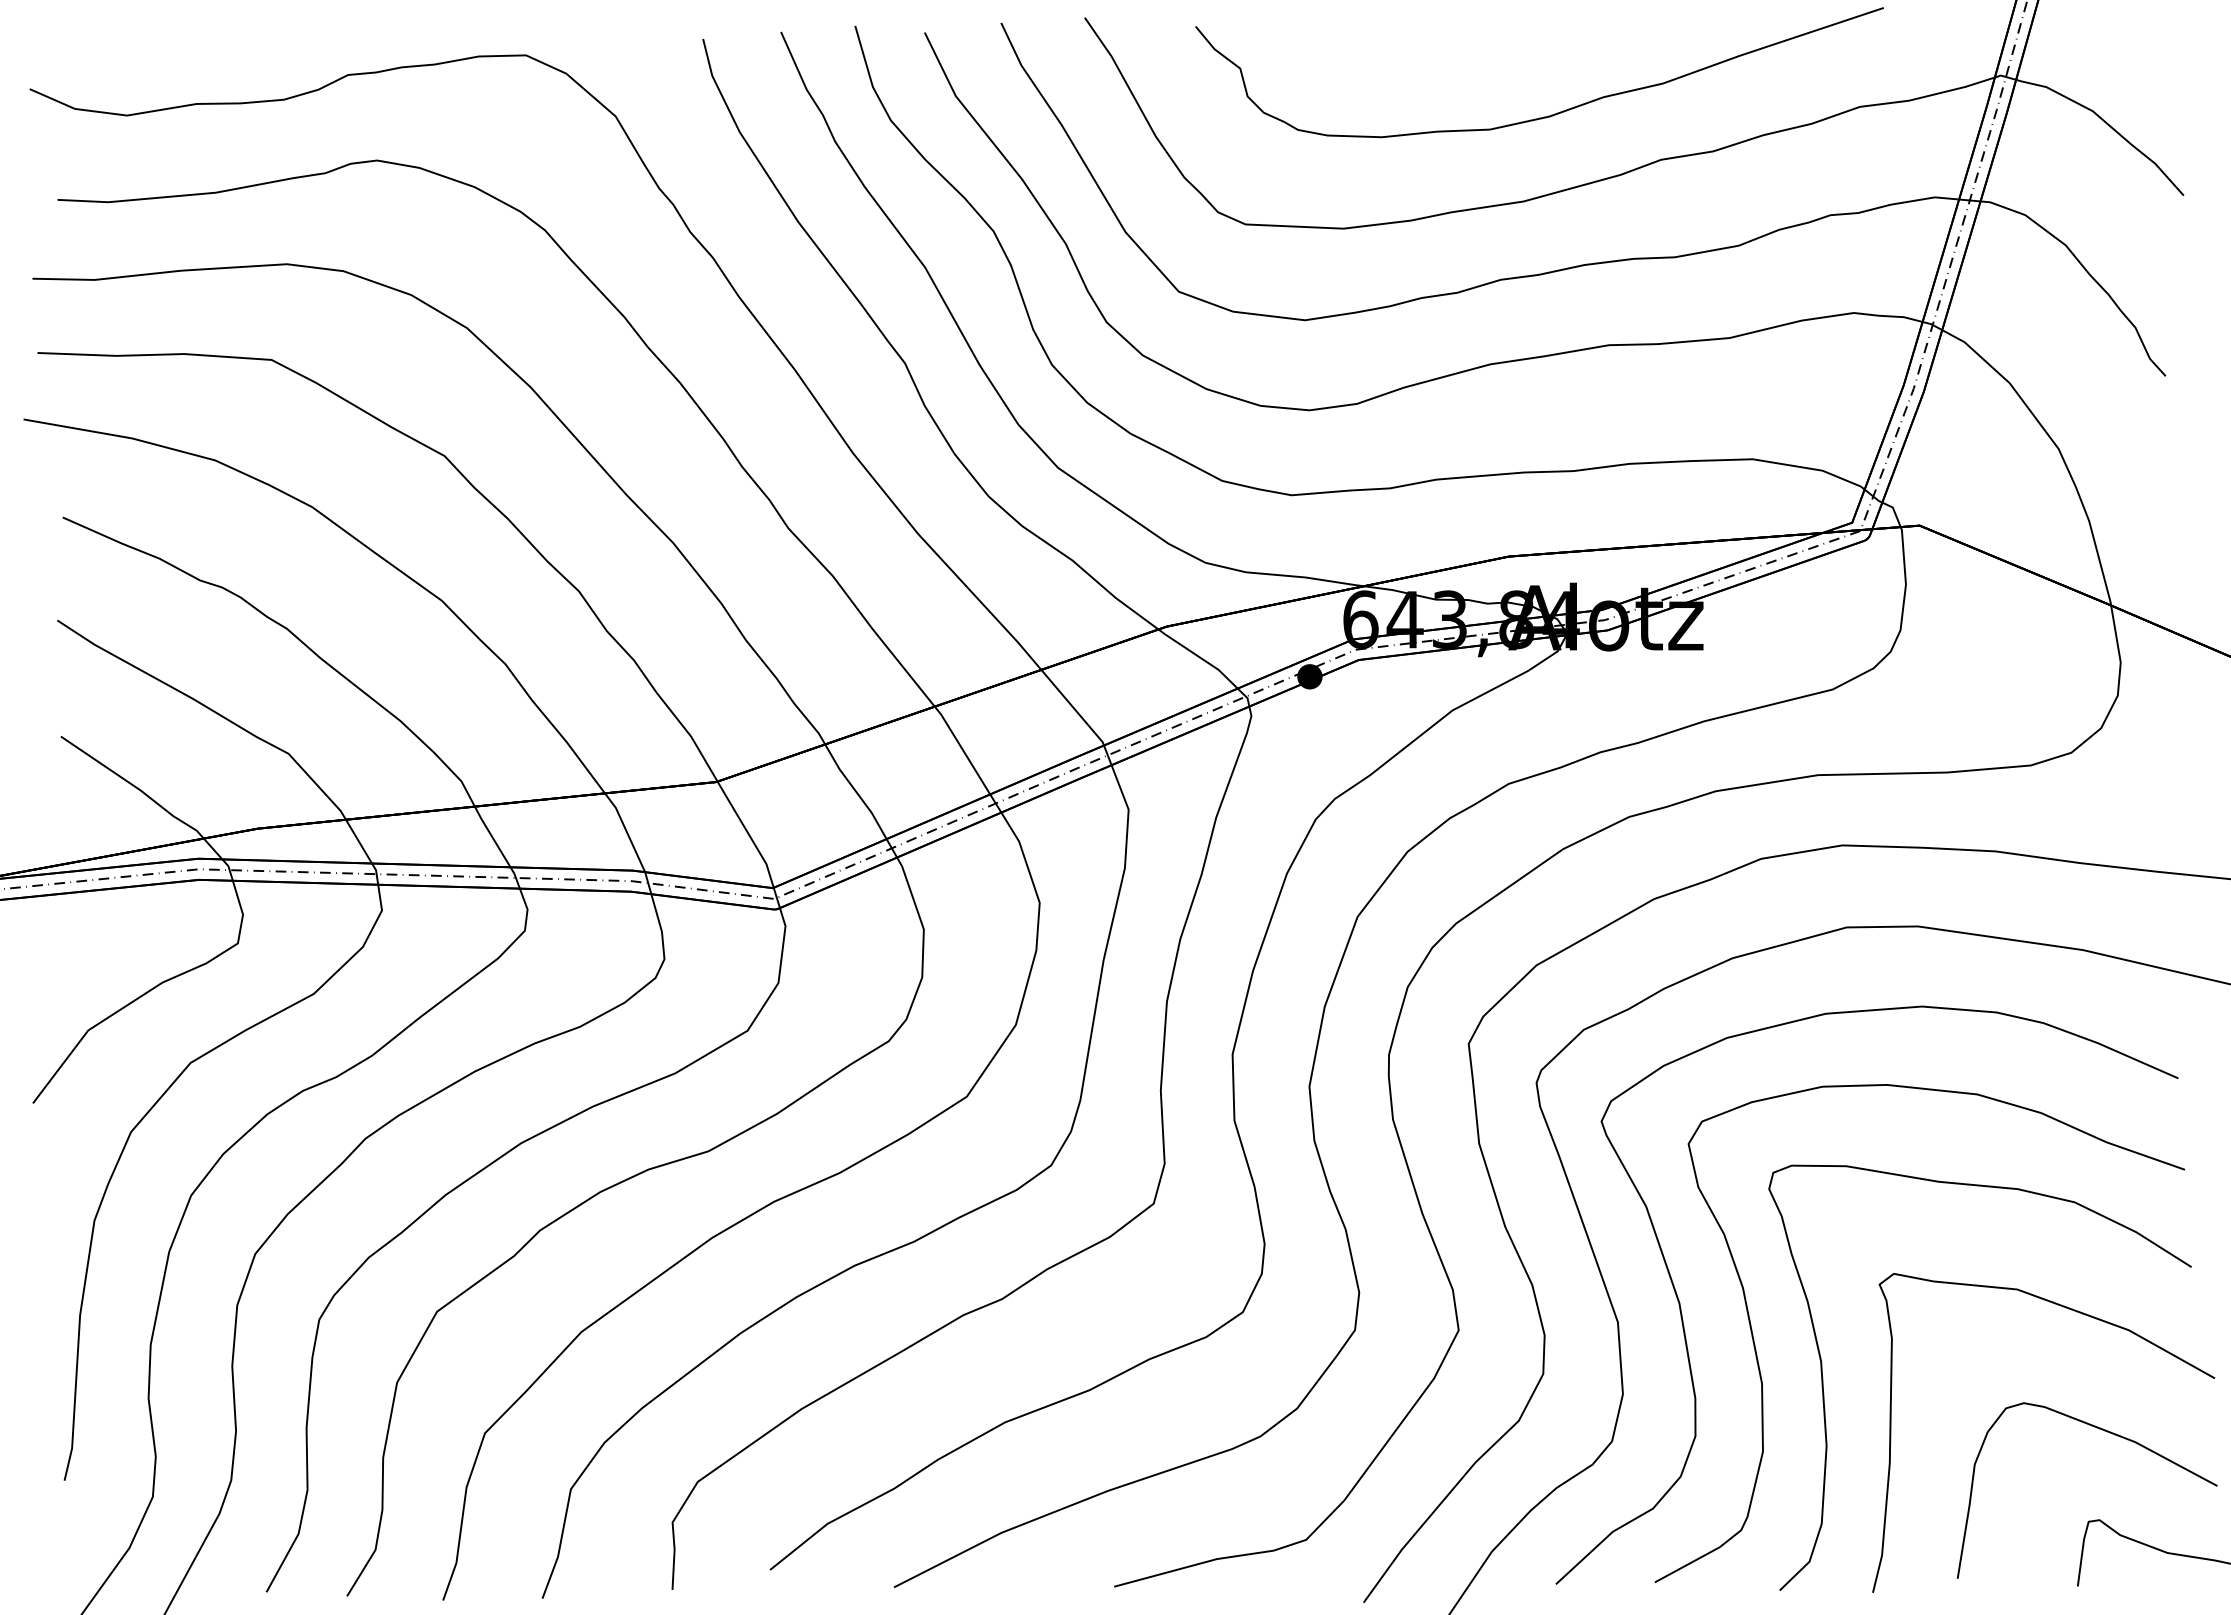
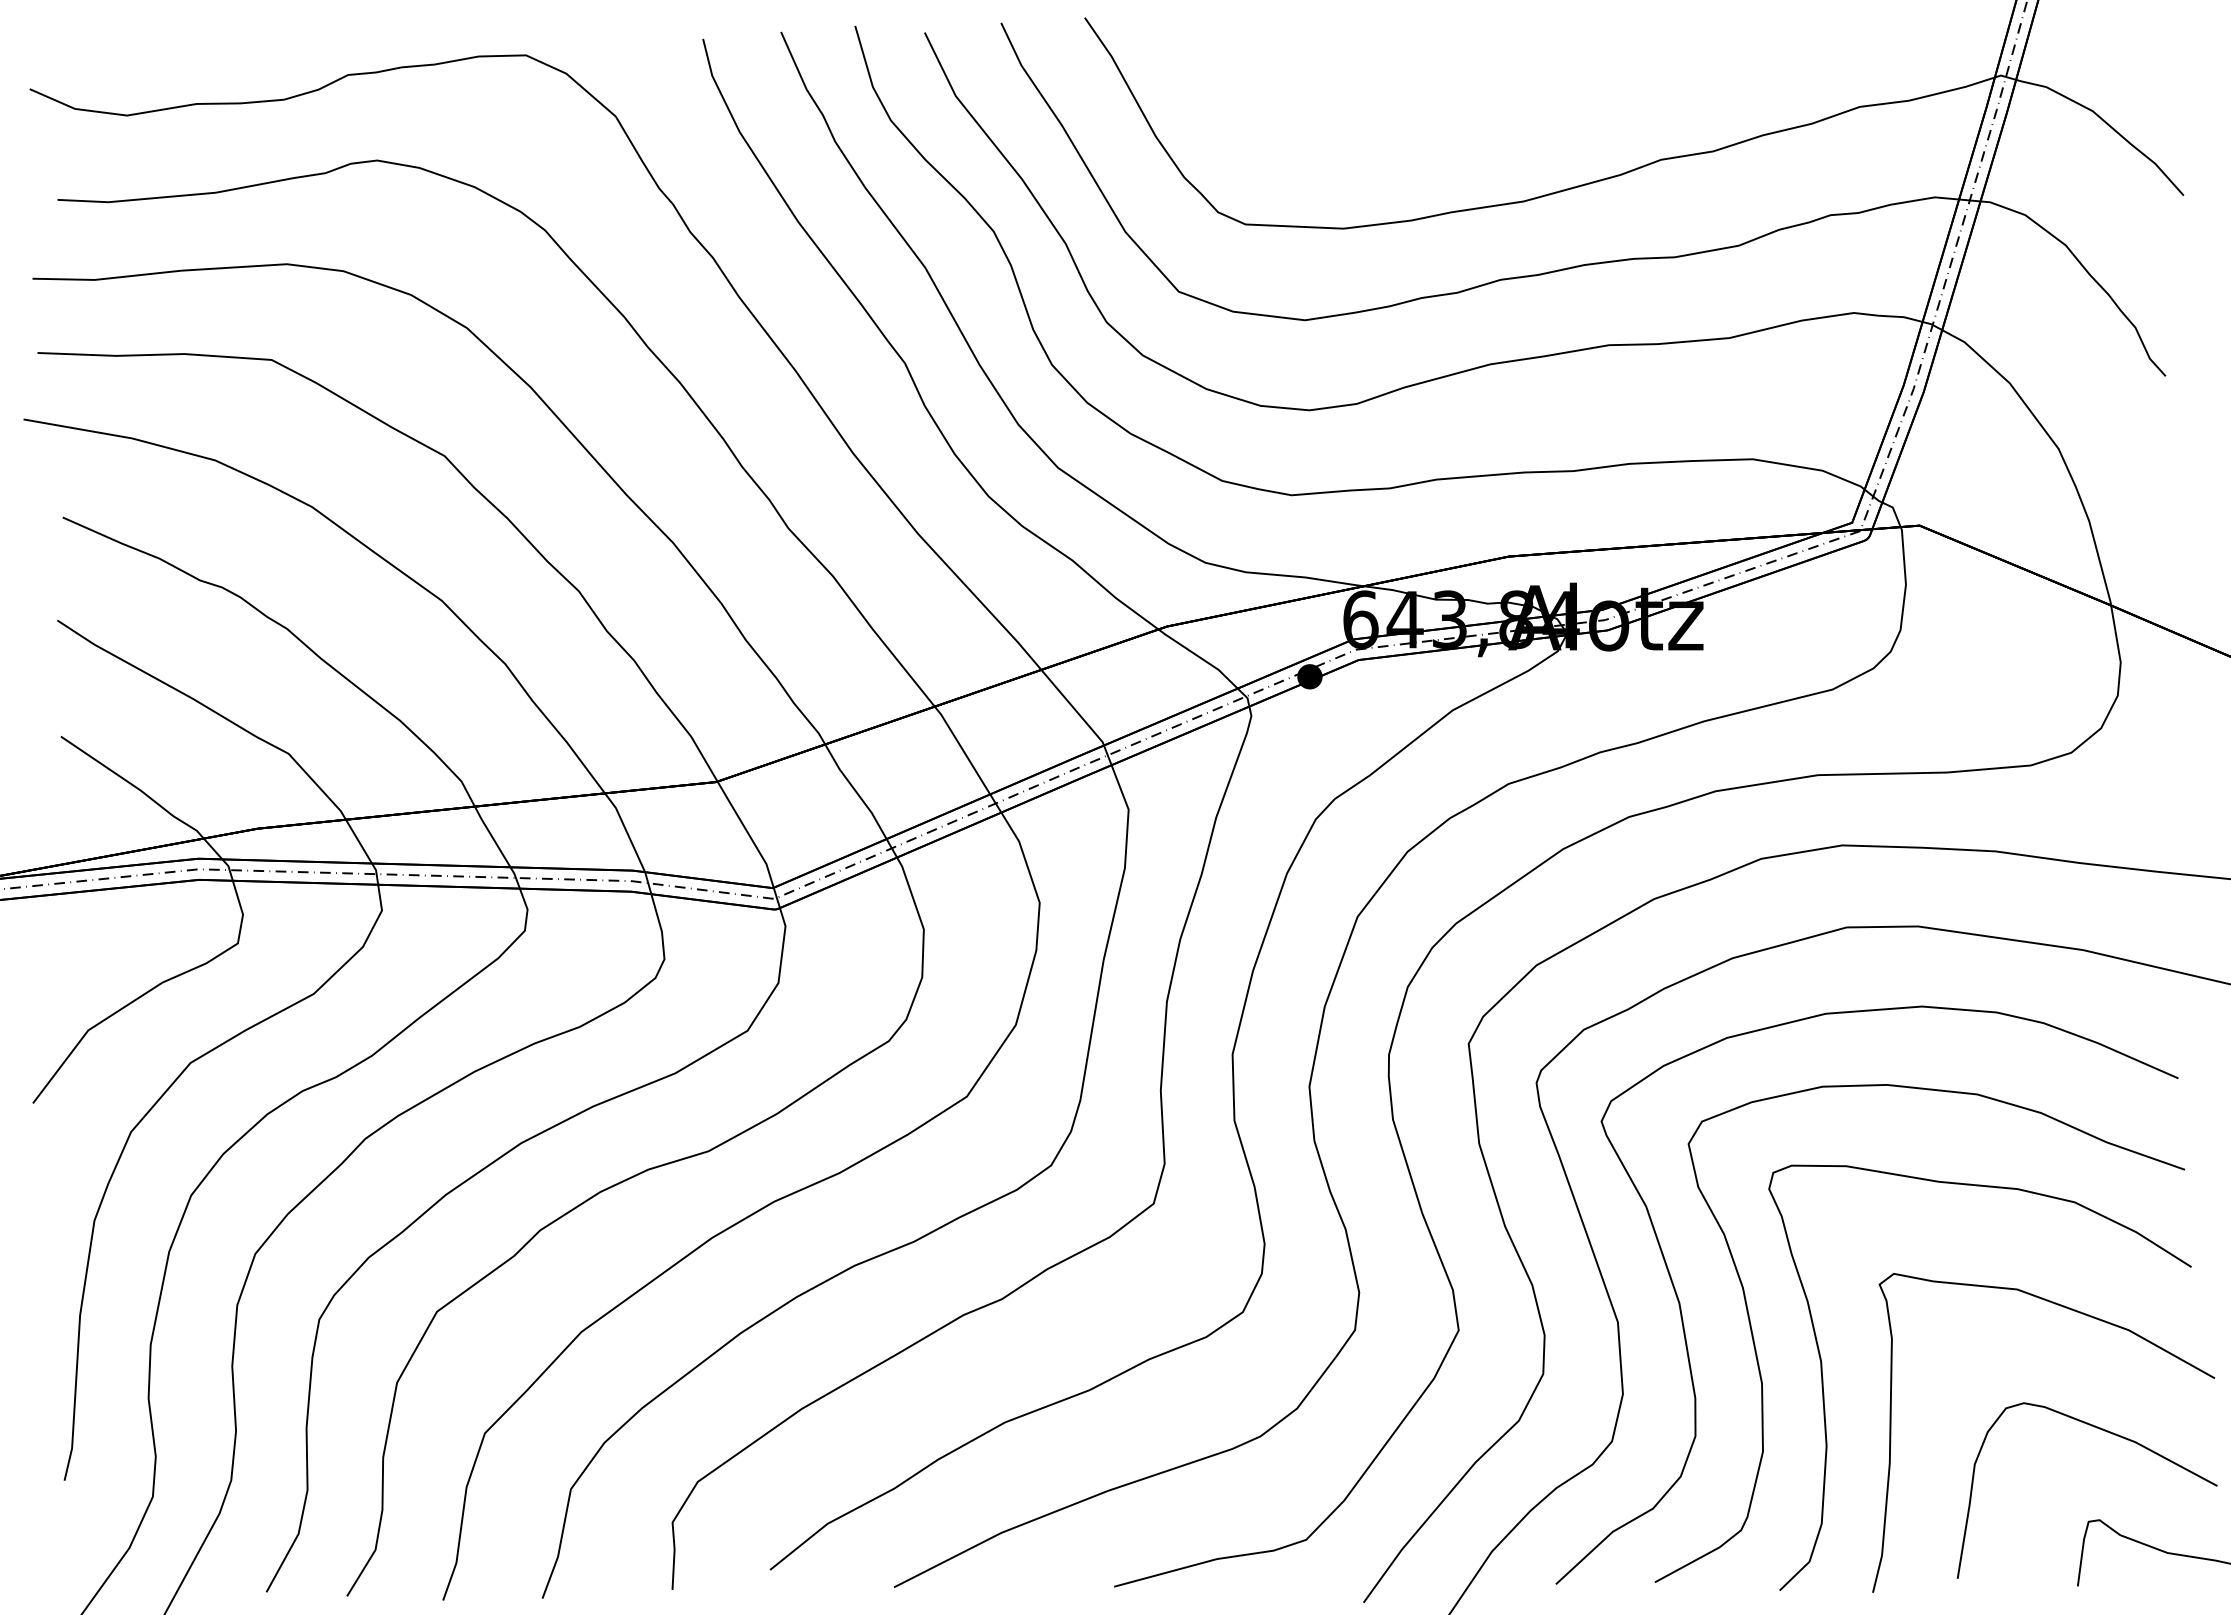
curve: present -> none (1554, 113)
